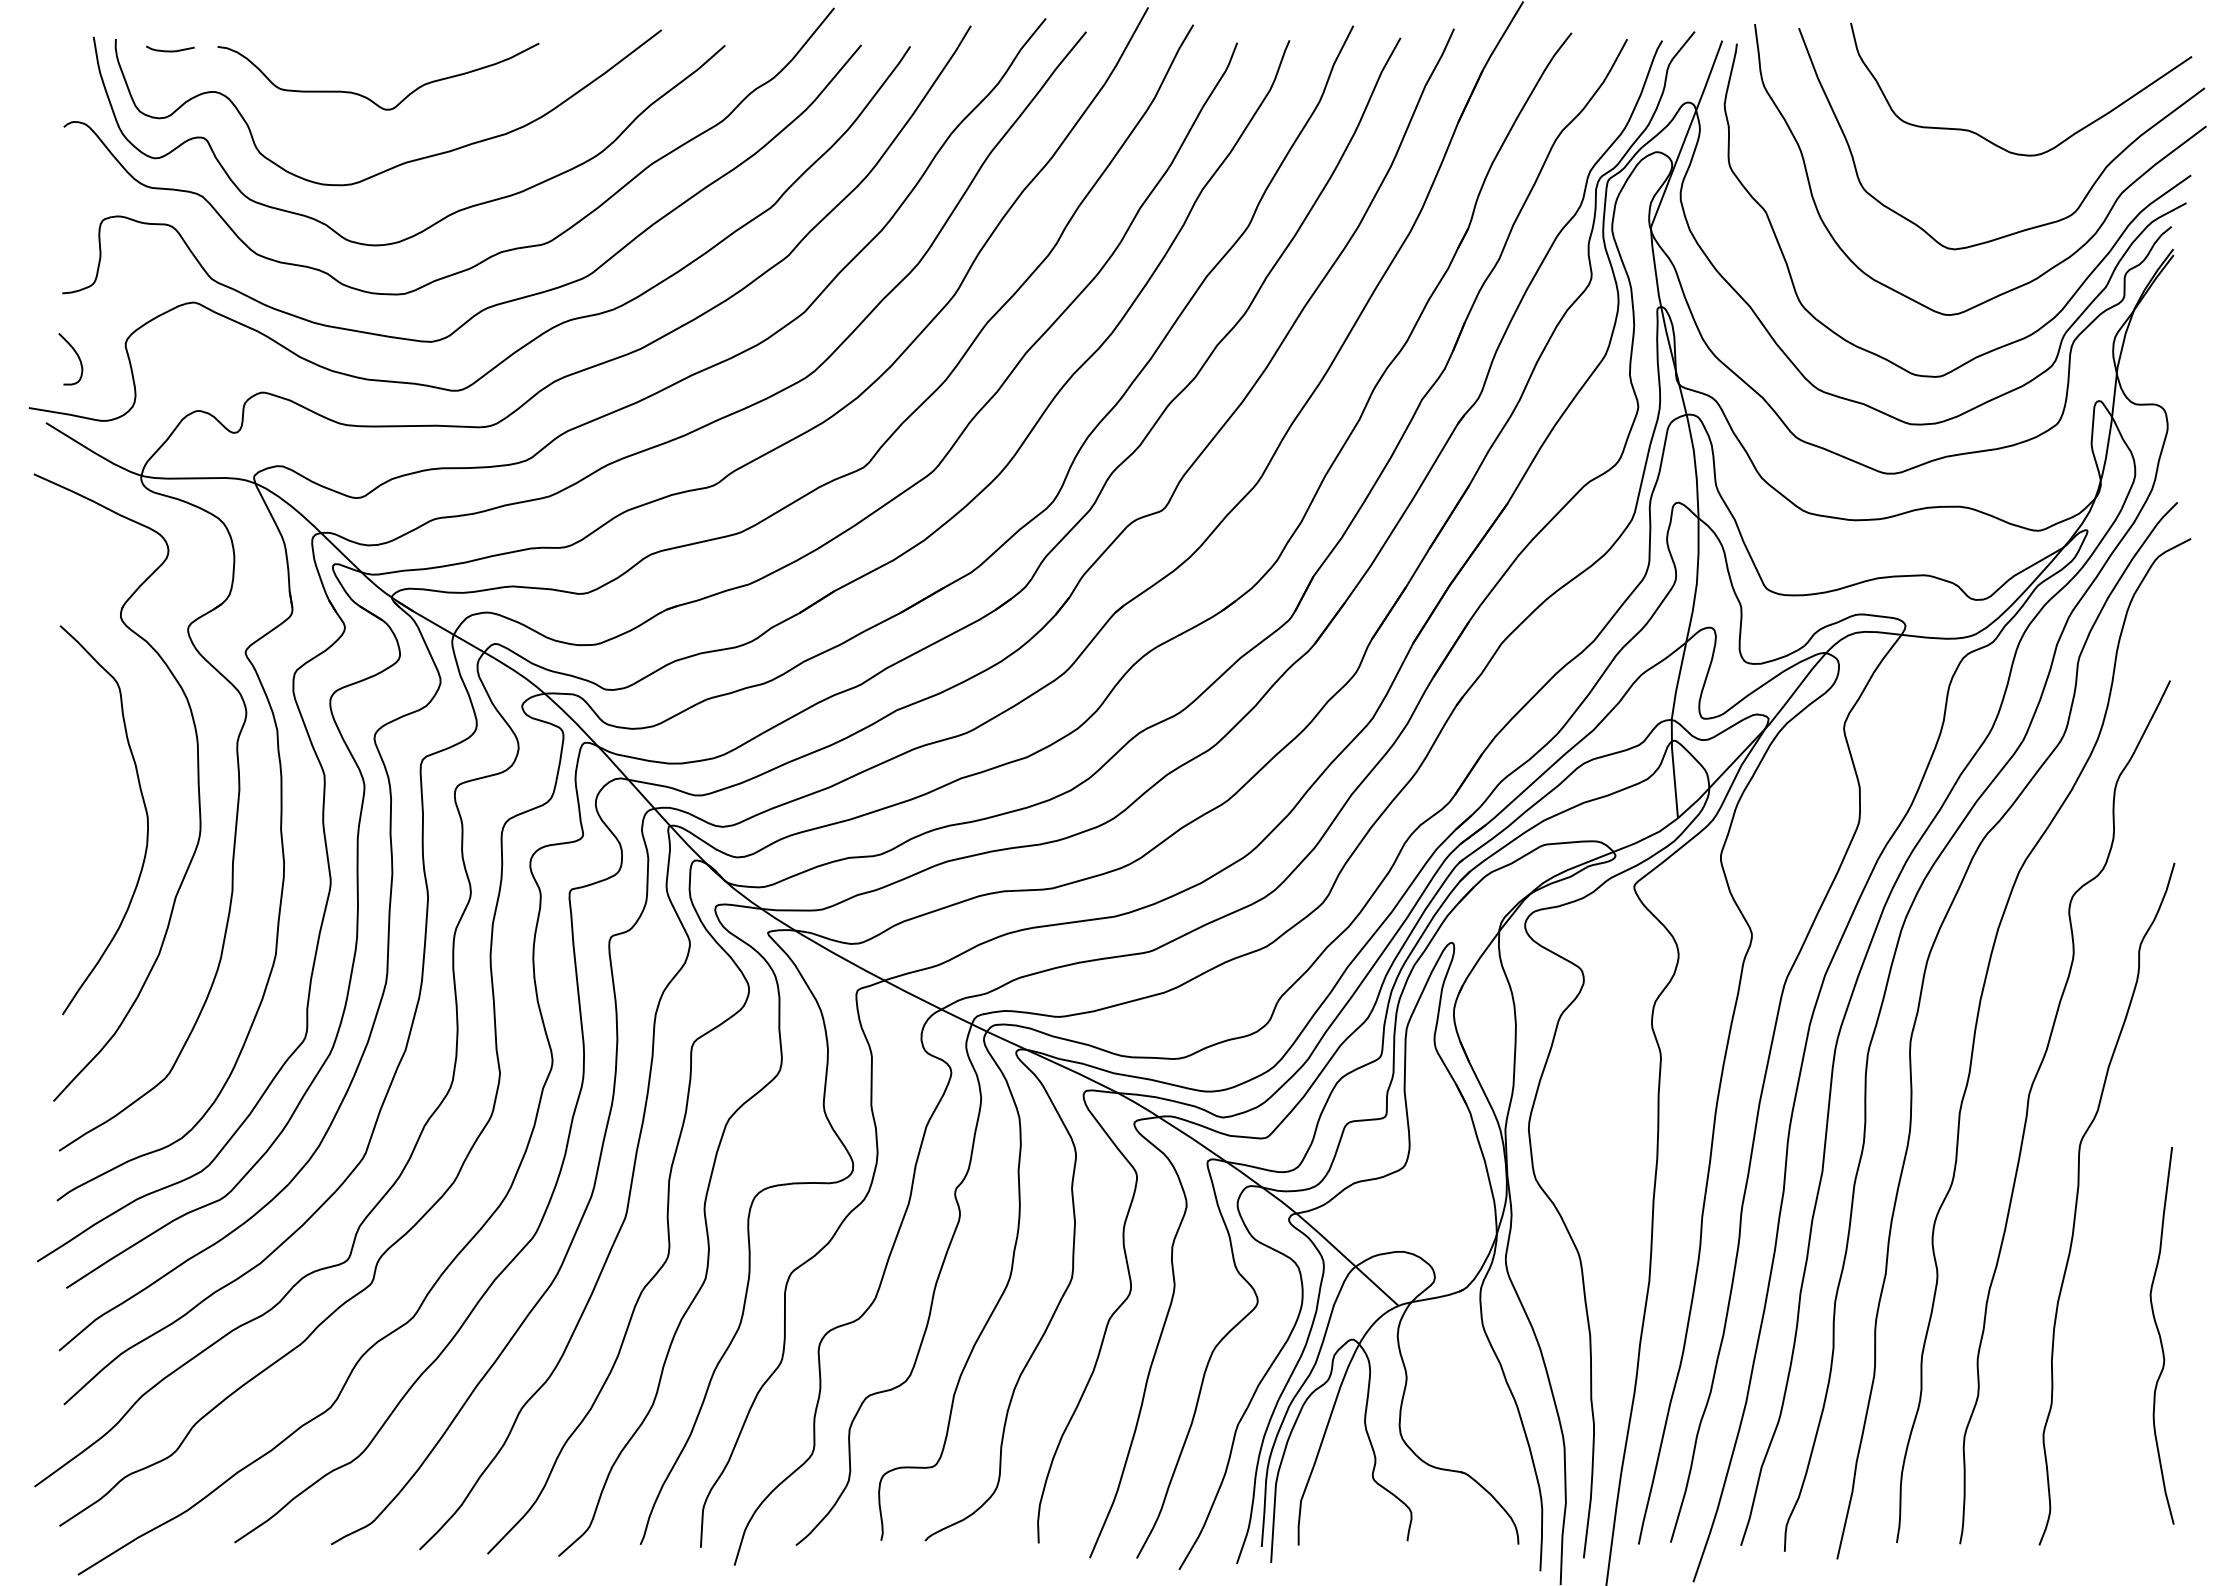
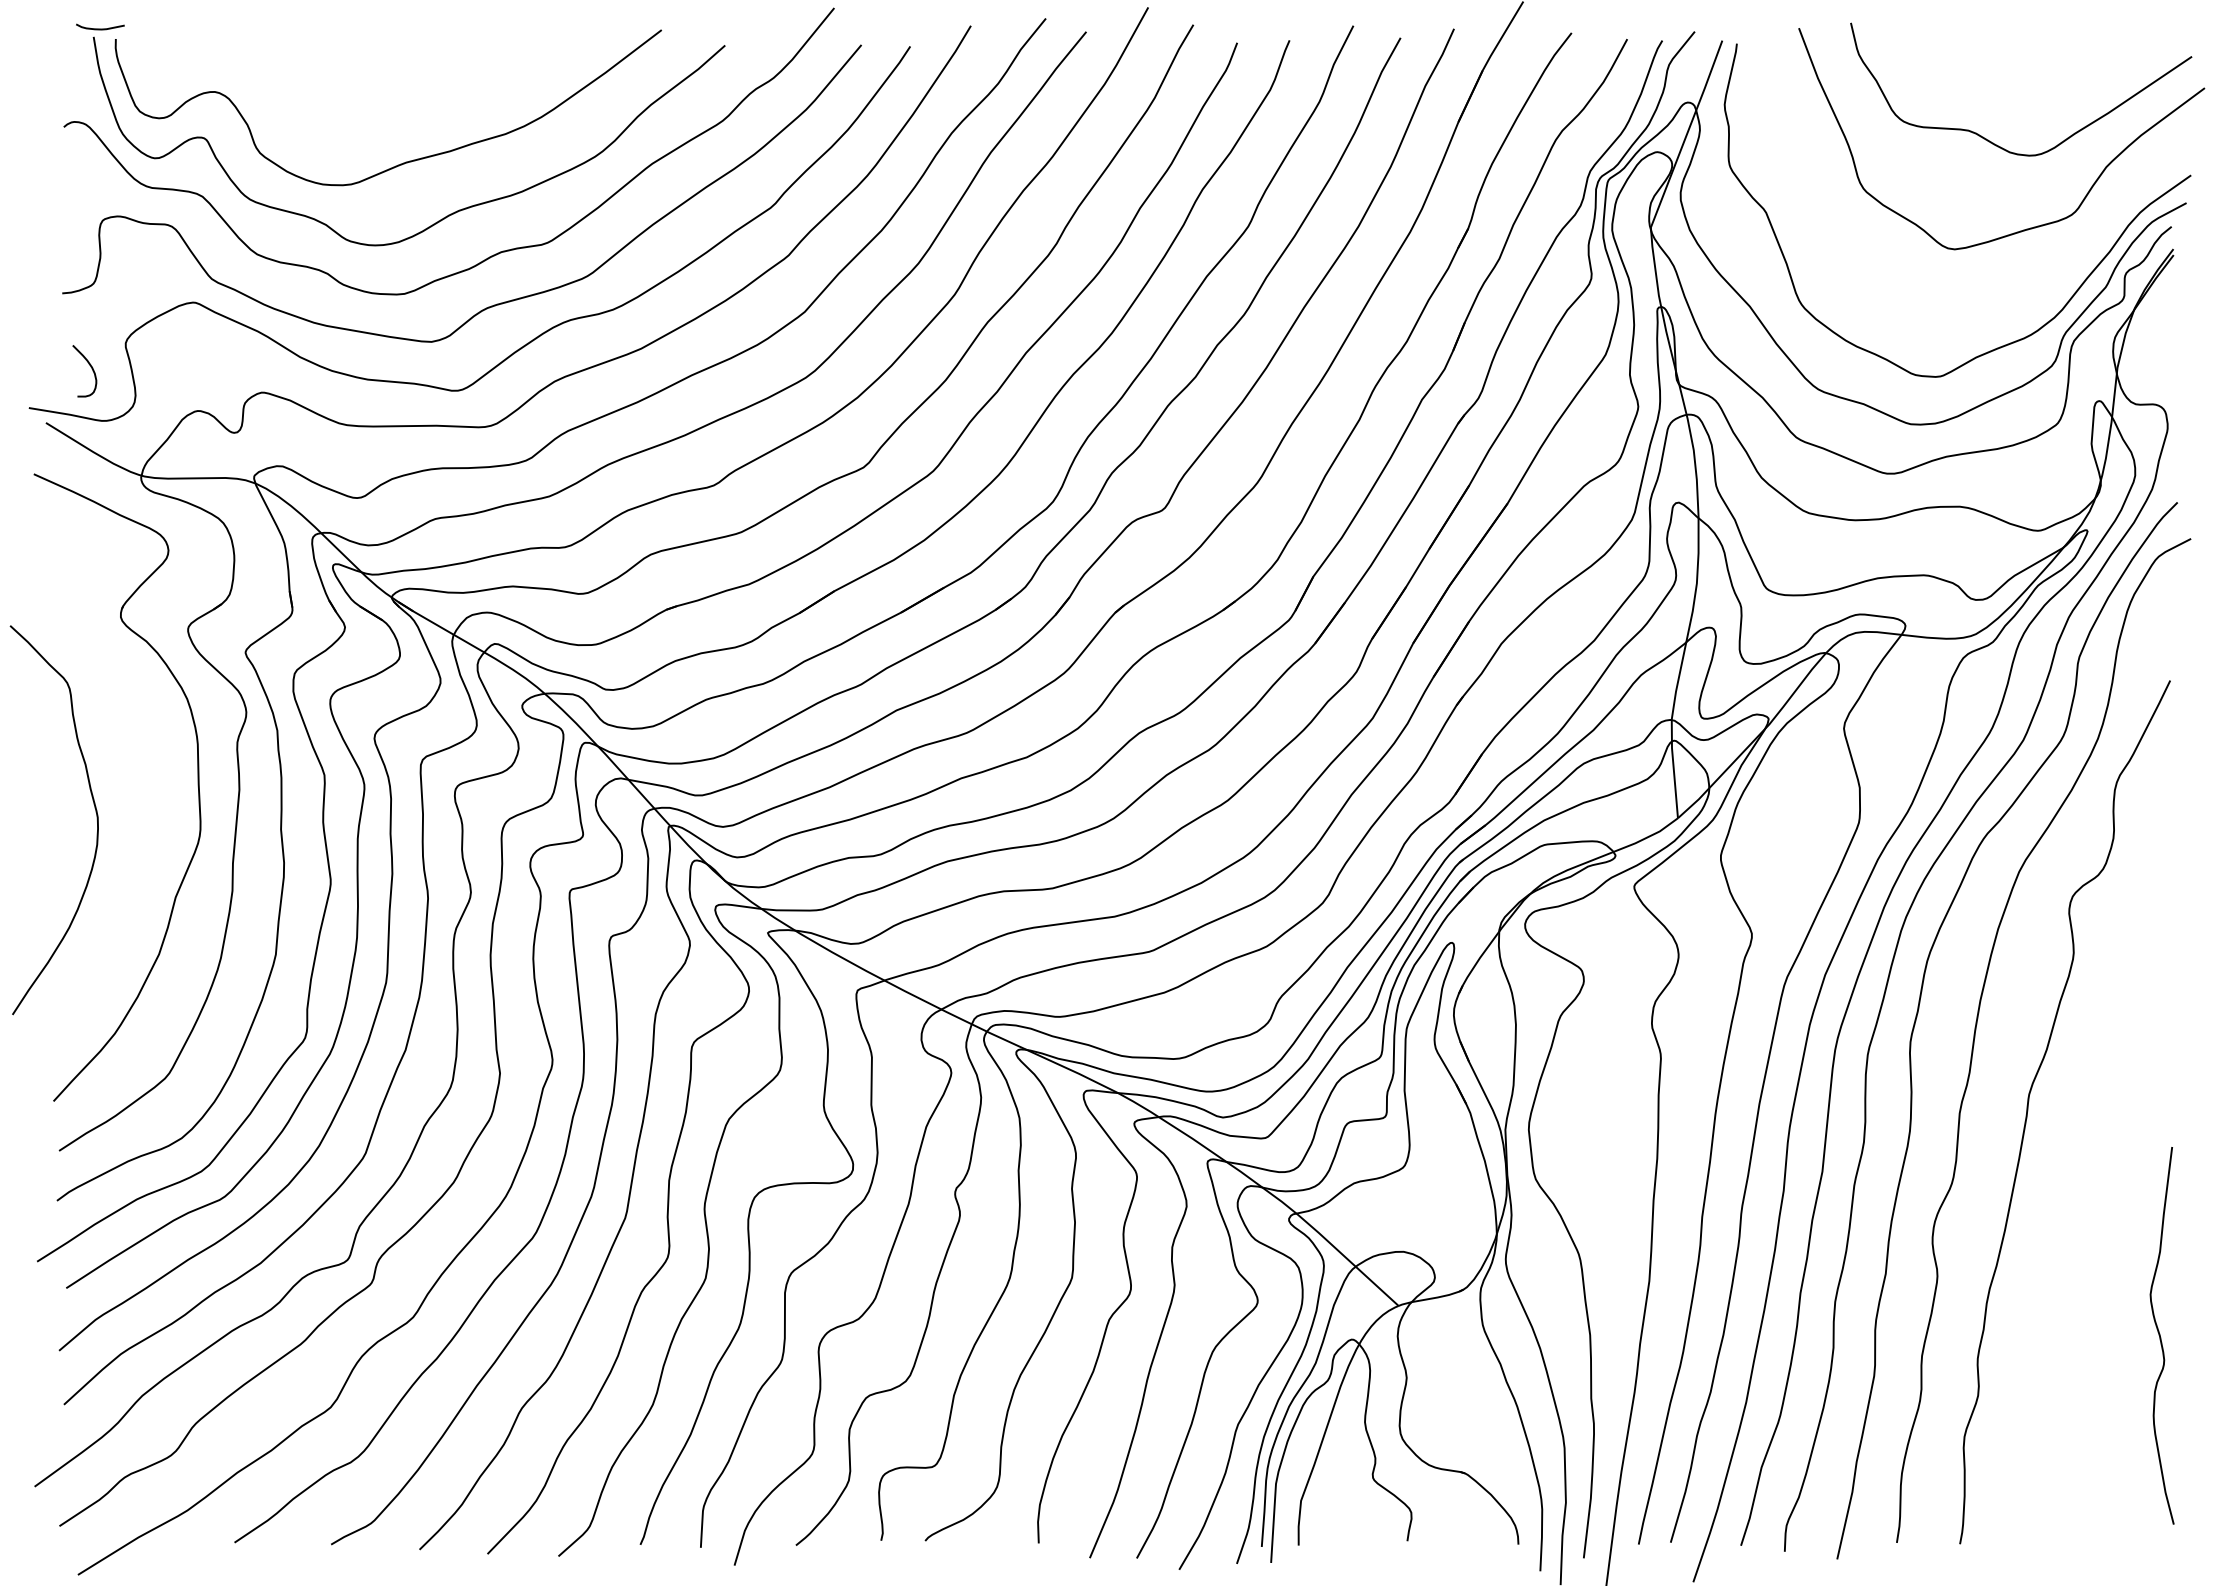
curve position: (170, 50) -> (100, 28) (100, 28)
curve: present -> none (366, 96)
curve: present -> none (2046, 270)
curve position: (76, 355) -> (90, 367) (90, 367)
curve position: (144, 808) -> (94, 808) (94, 808)
curve: present -> none (2078, 1196)
